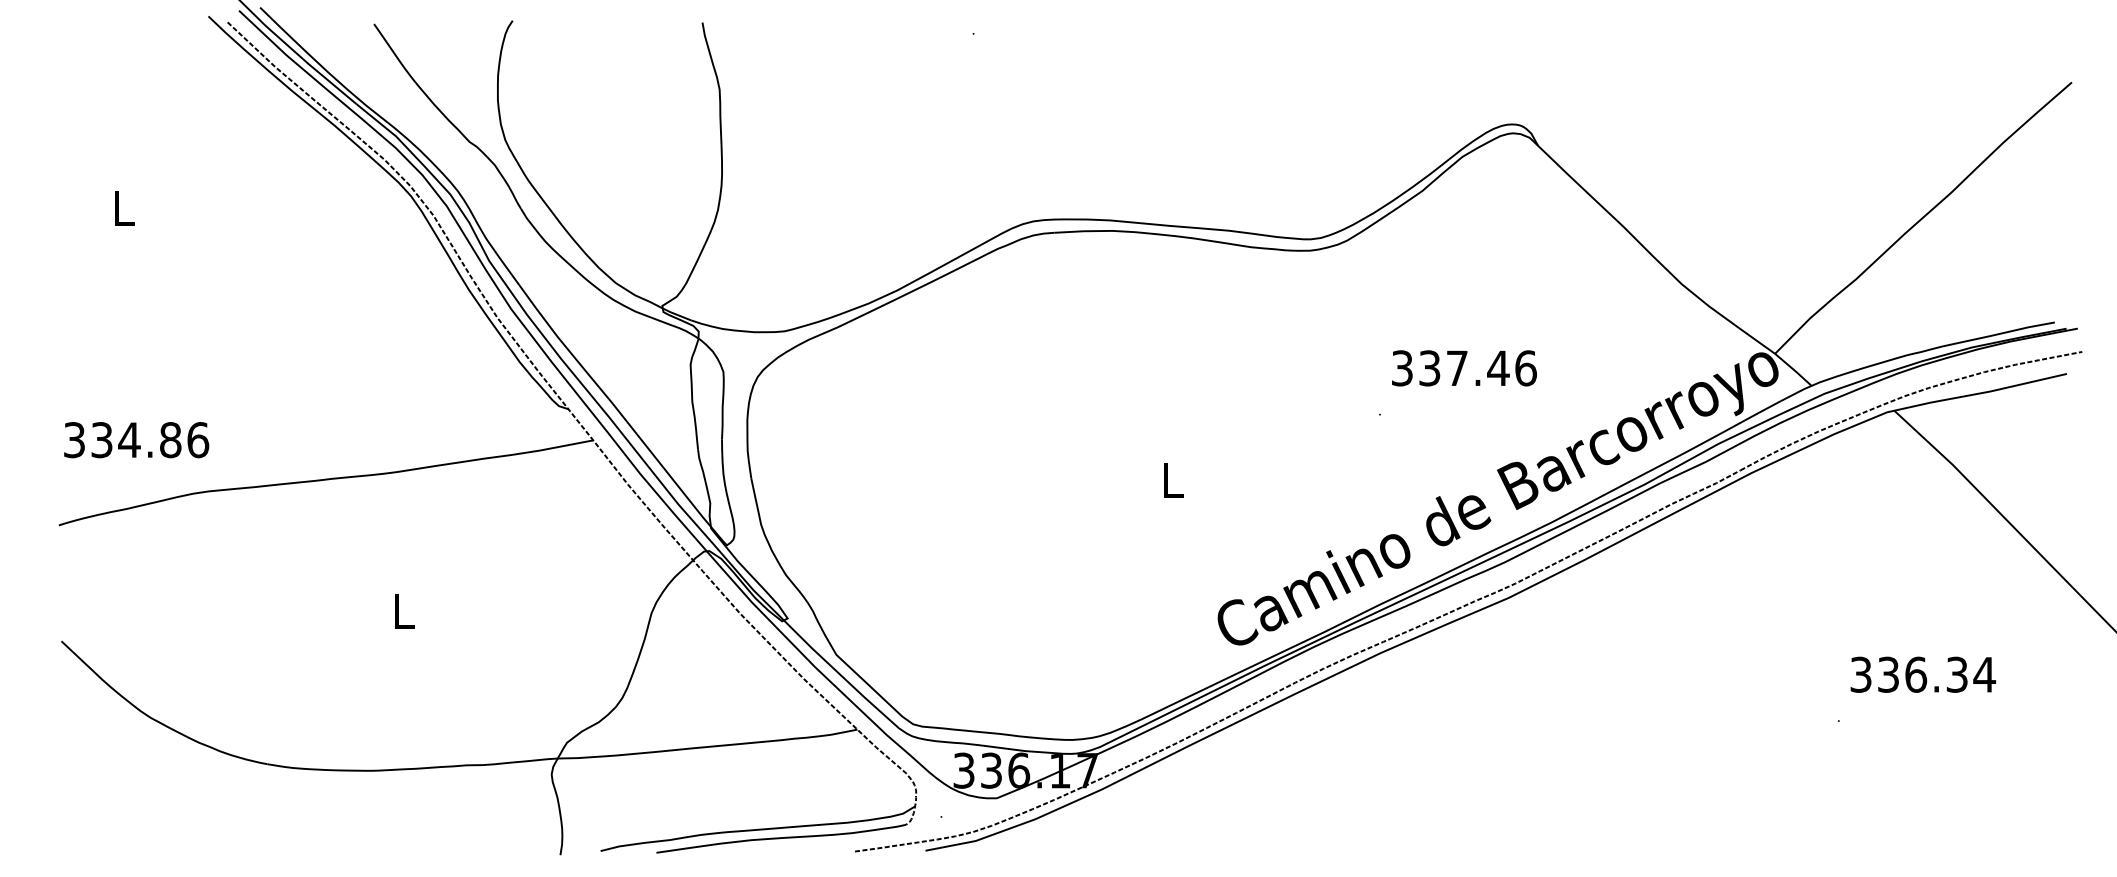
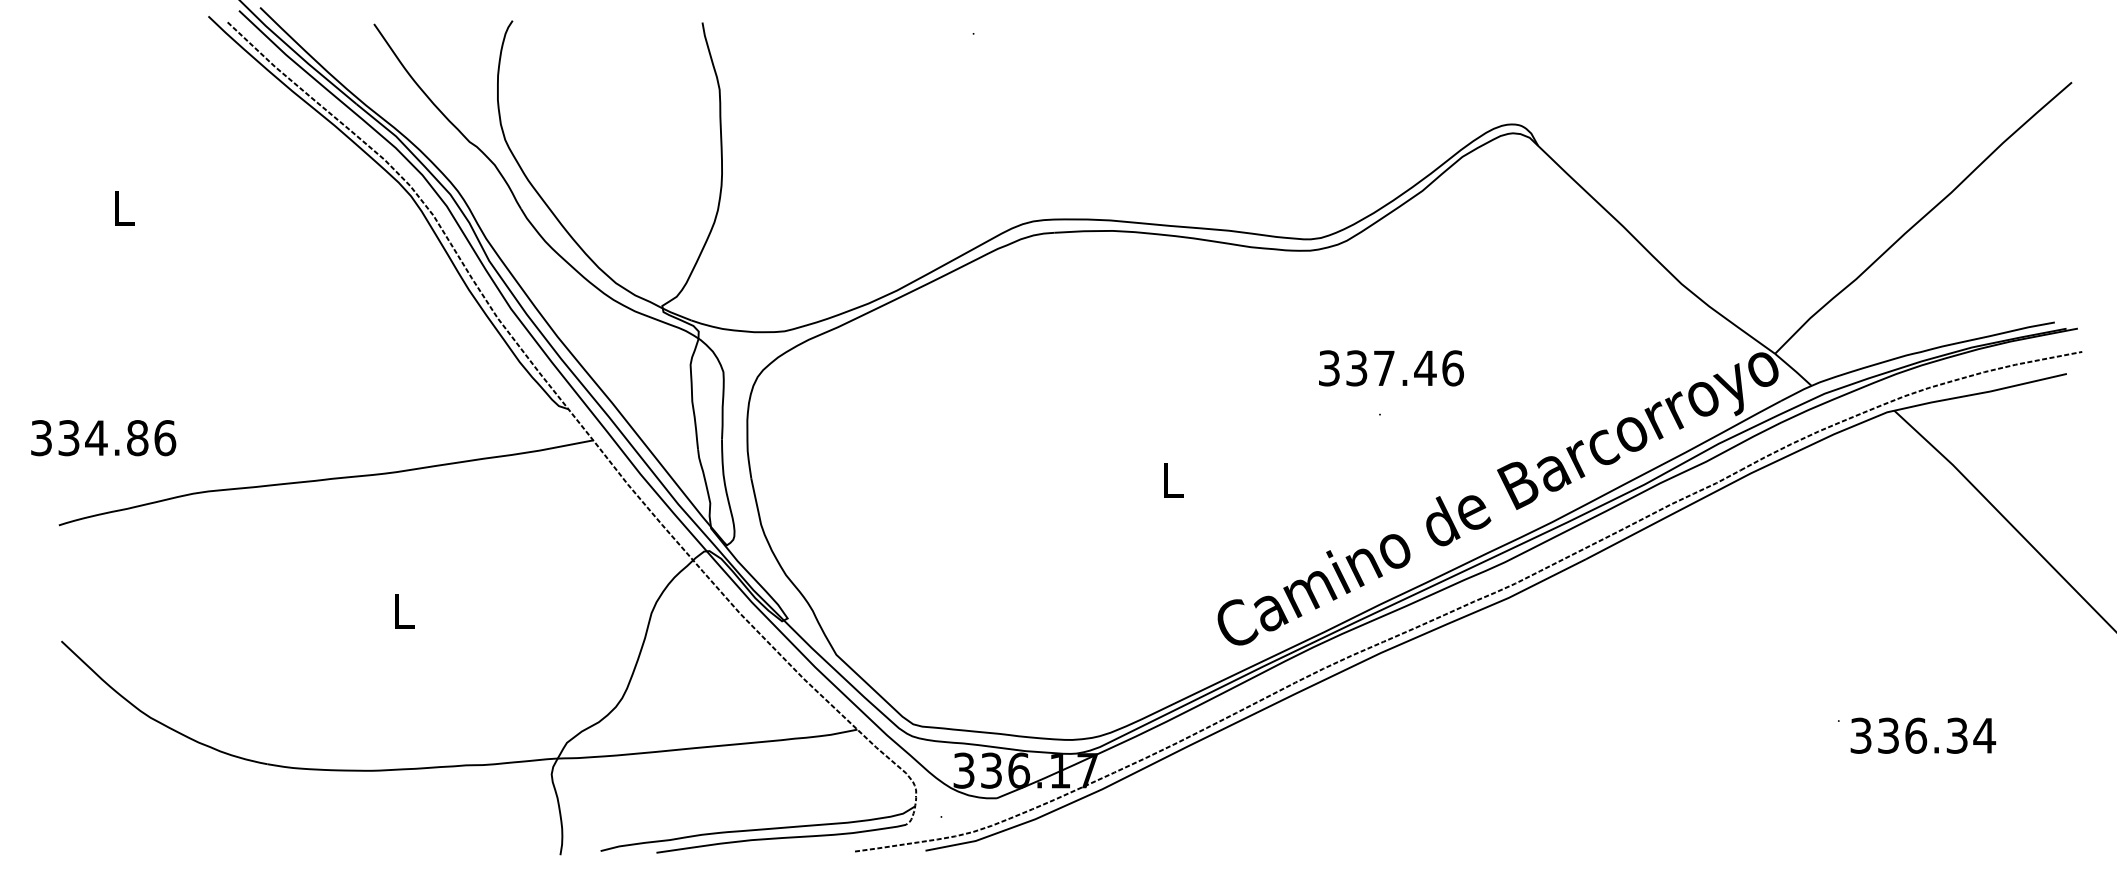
text position: (1464, 368) -> (1391, 368) (1391, 368)
text position: (136, 440) -> (103, 438) (103, 438)
text position: (1923, 674) -> (1923, 735) (1923, 735)
